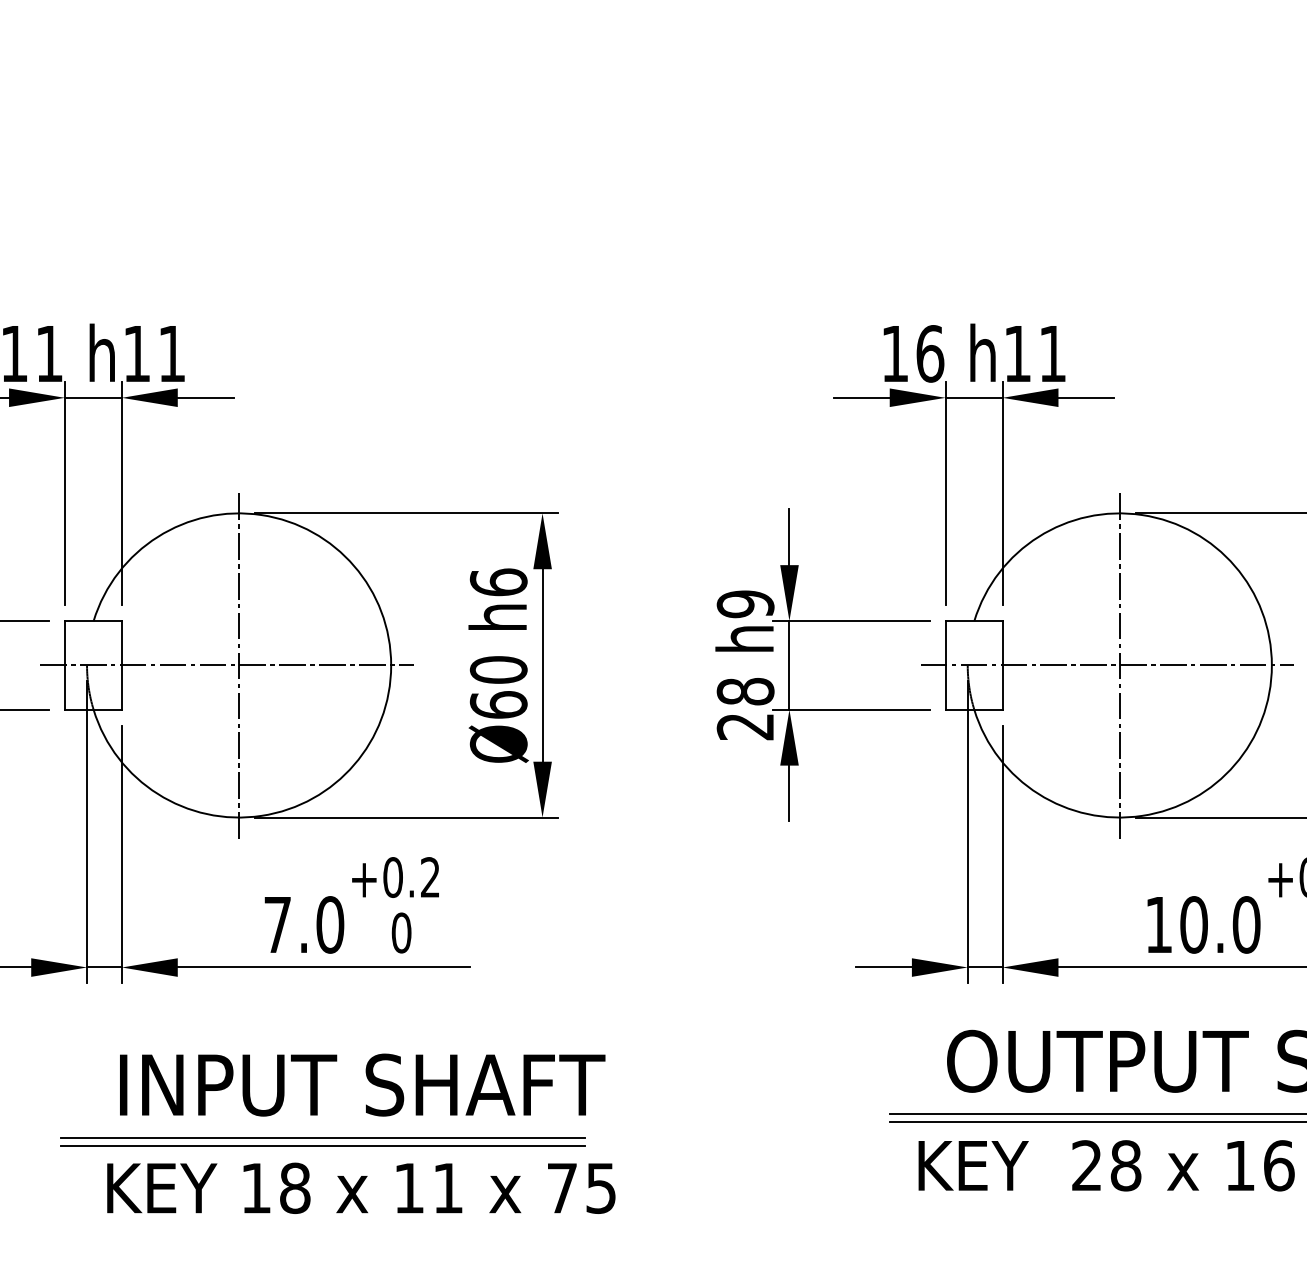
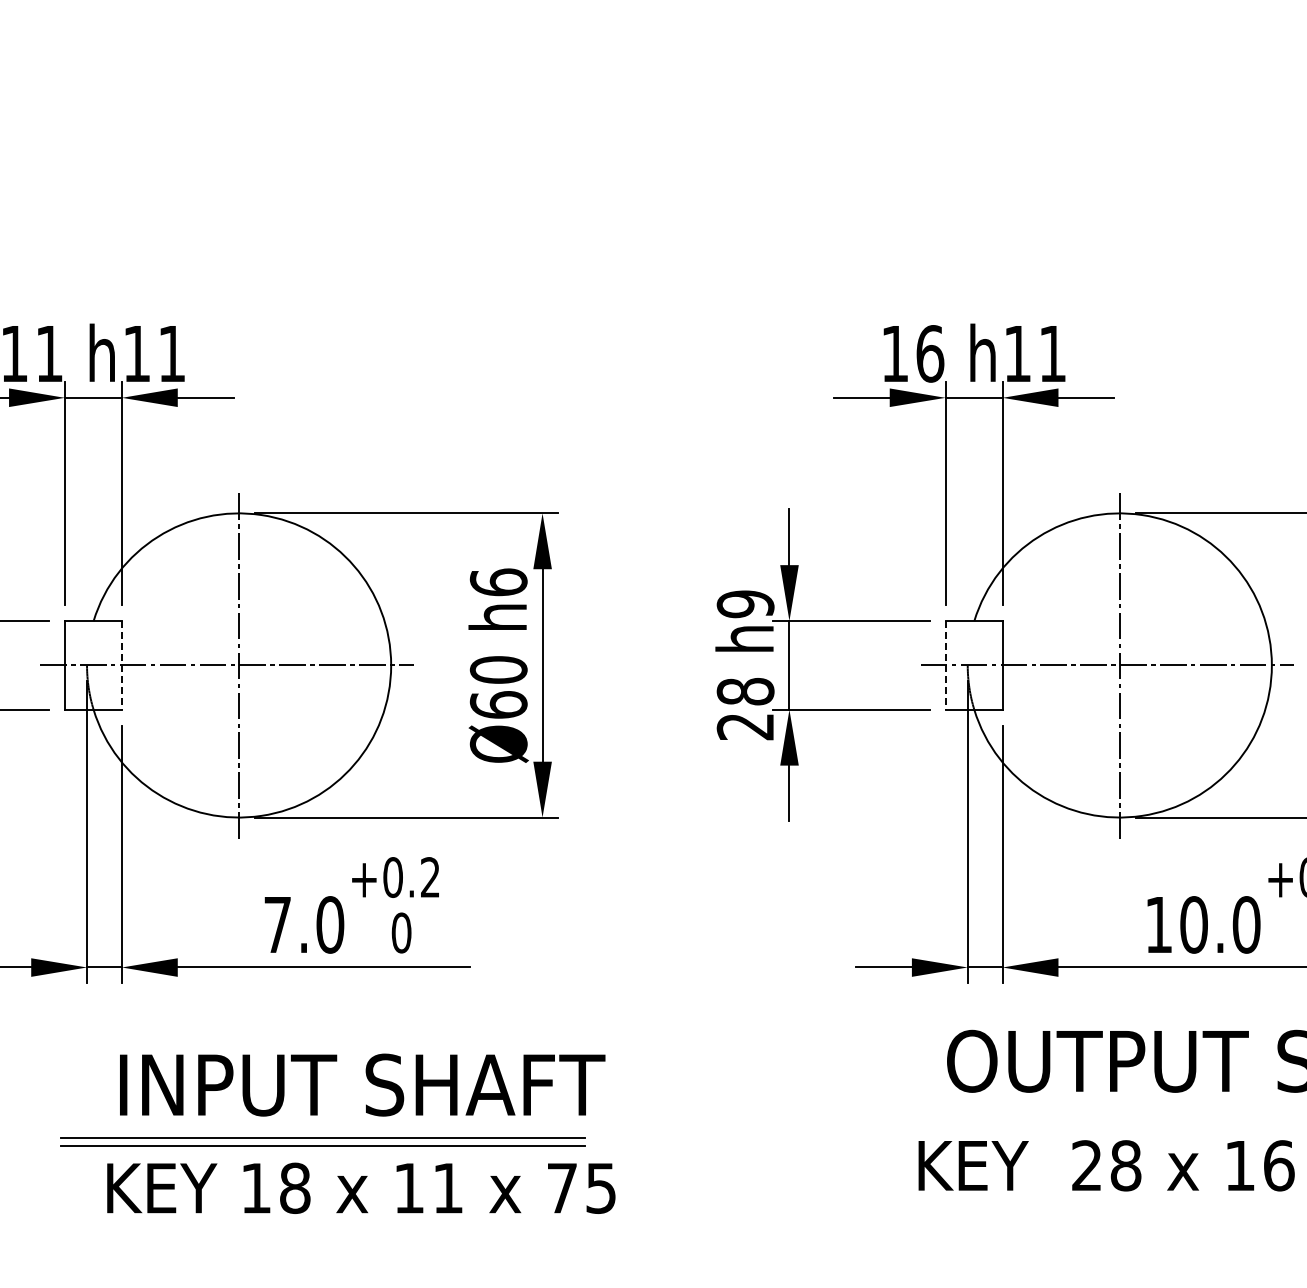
line: solid -> dashed (121, 665)
line: solid -> dashed (945, 665)
line: present -> none (1096, 1114)
line: present -> none (1096, 1122)
